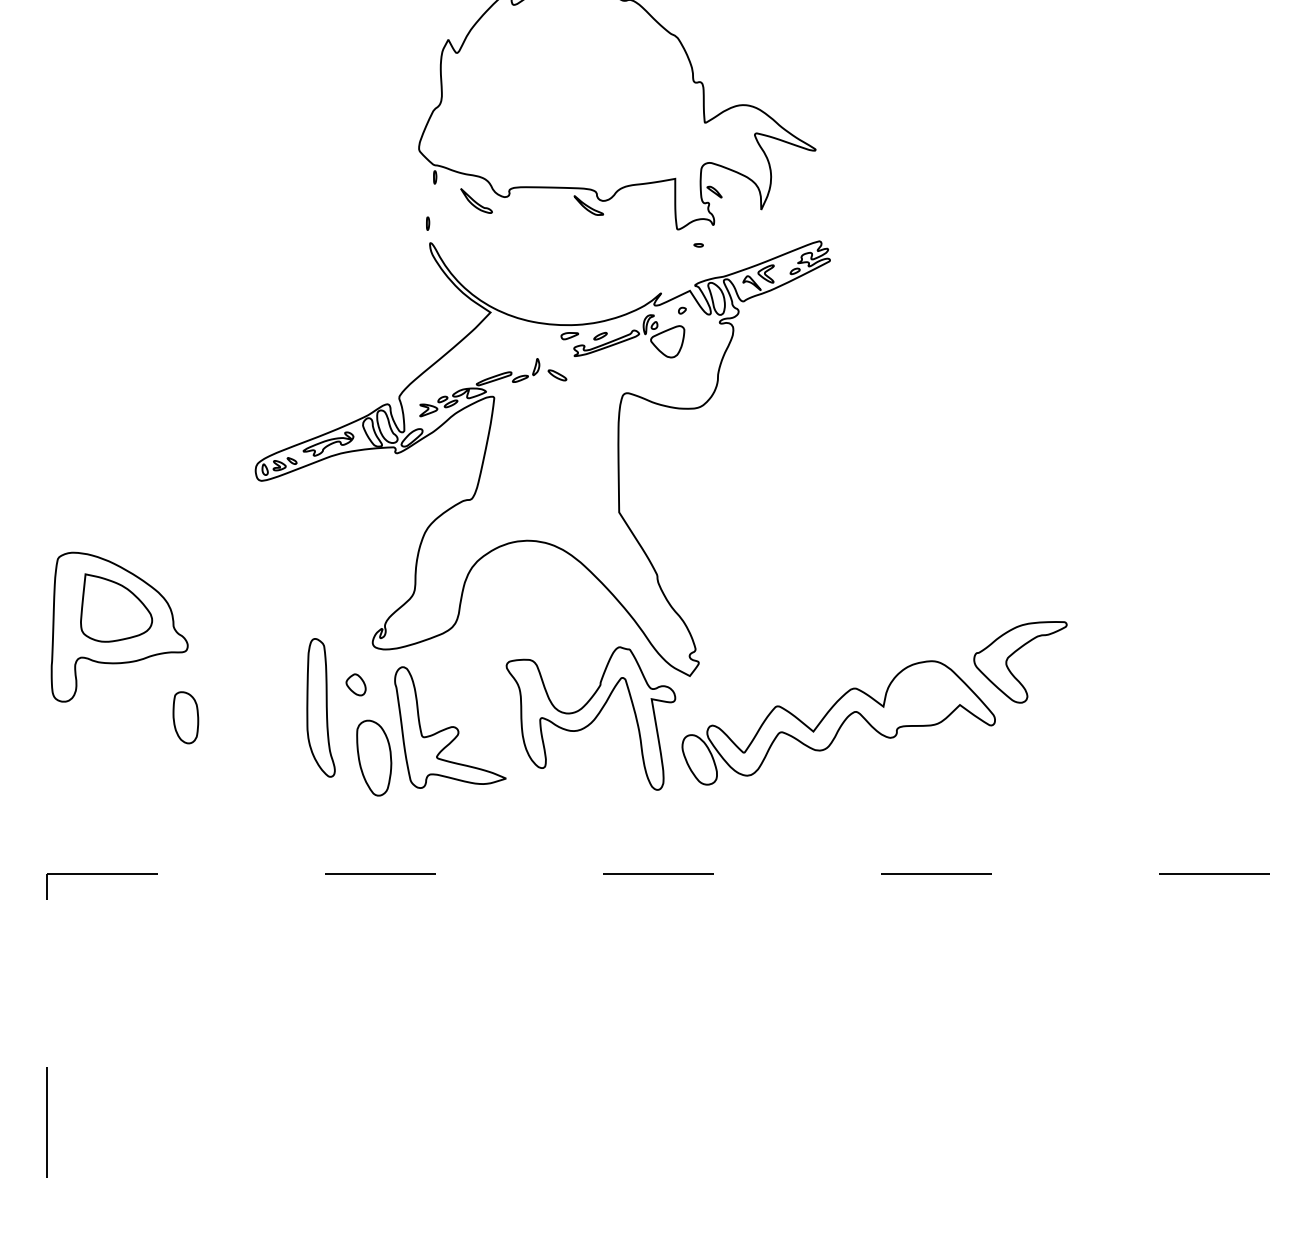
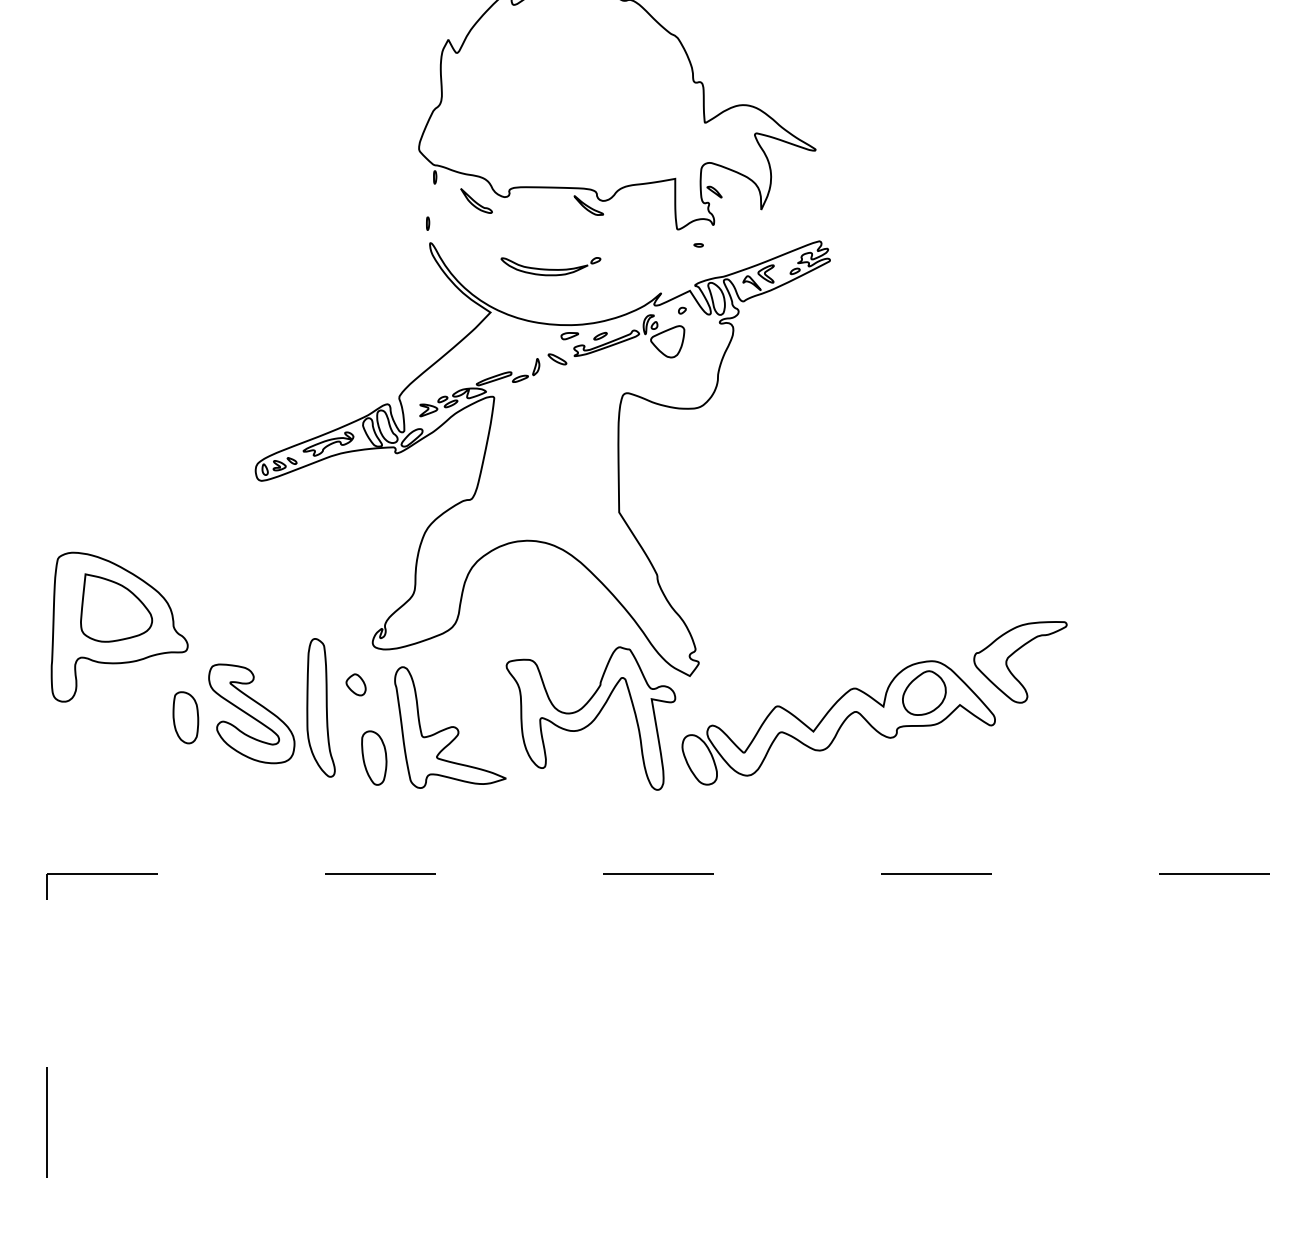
part: none -> present (550, 266)
part position: (557, 375) -> (557, 359) (557, 359)
part: none -> present (924, 692)
part: none -> present (251, 713)
part size: 37x78 px -> 27x56 px (374, 757)
